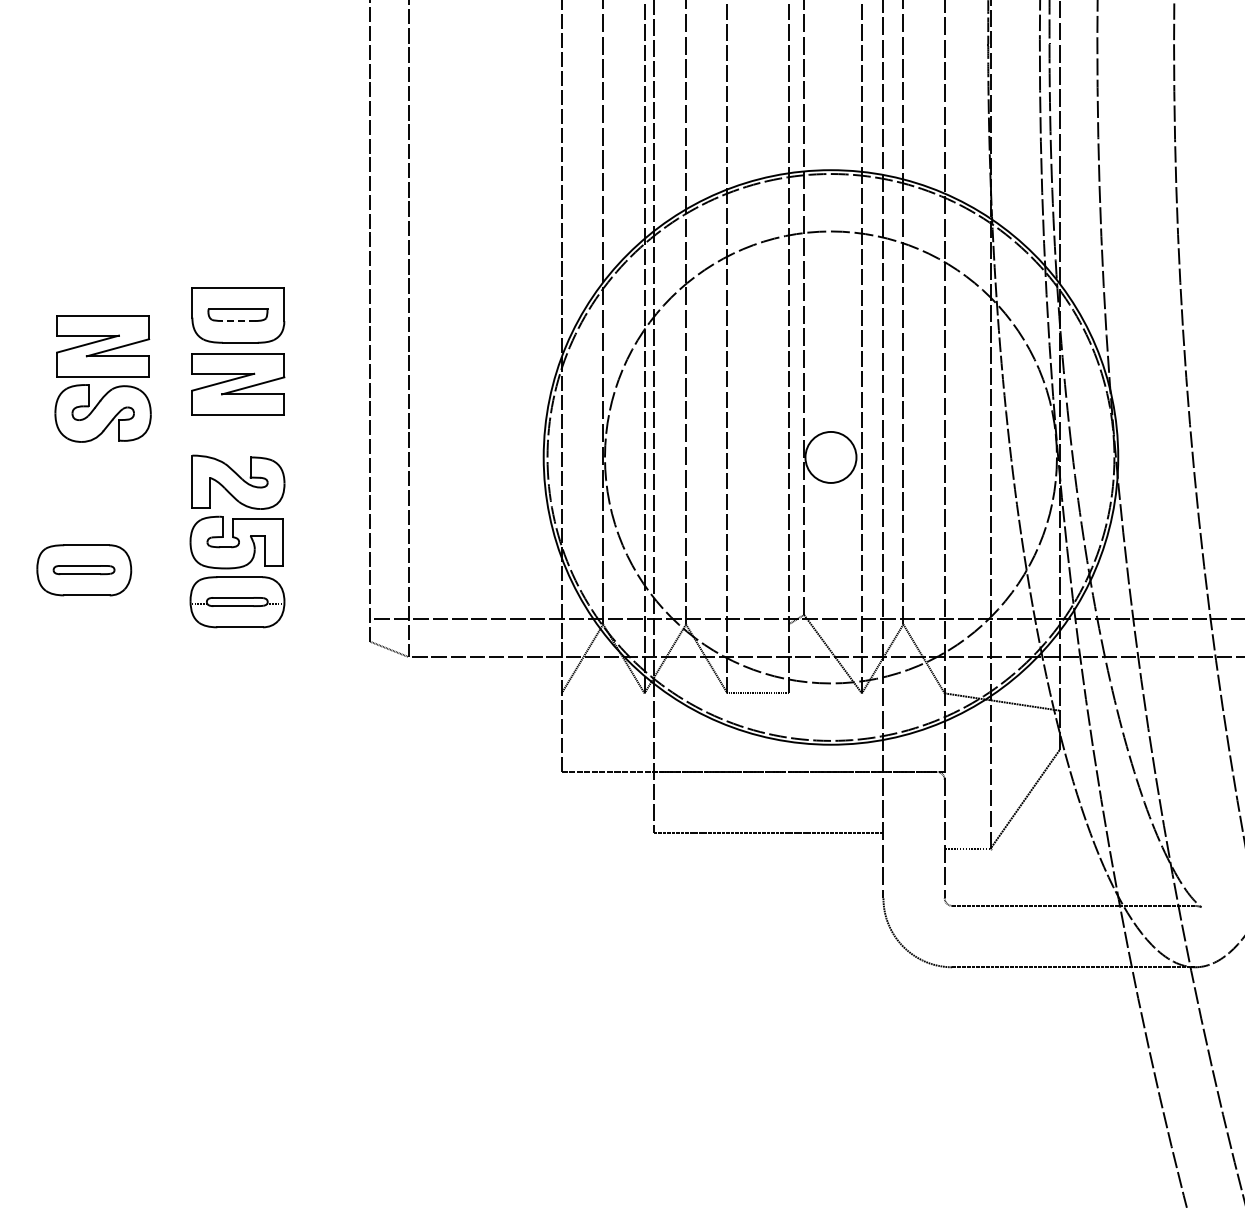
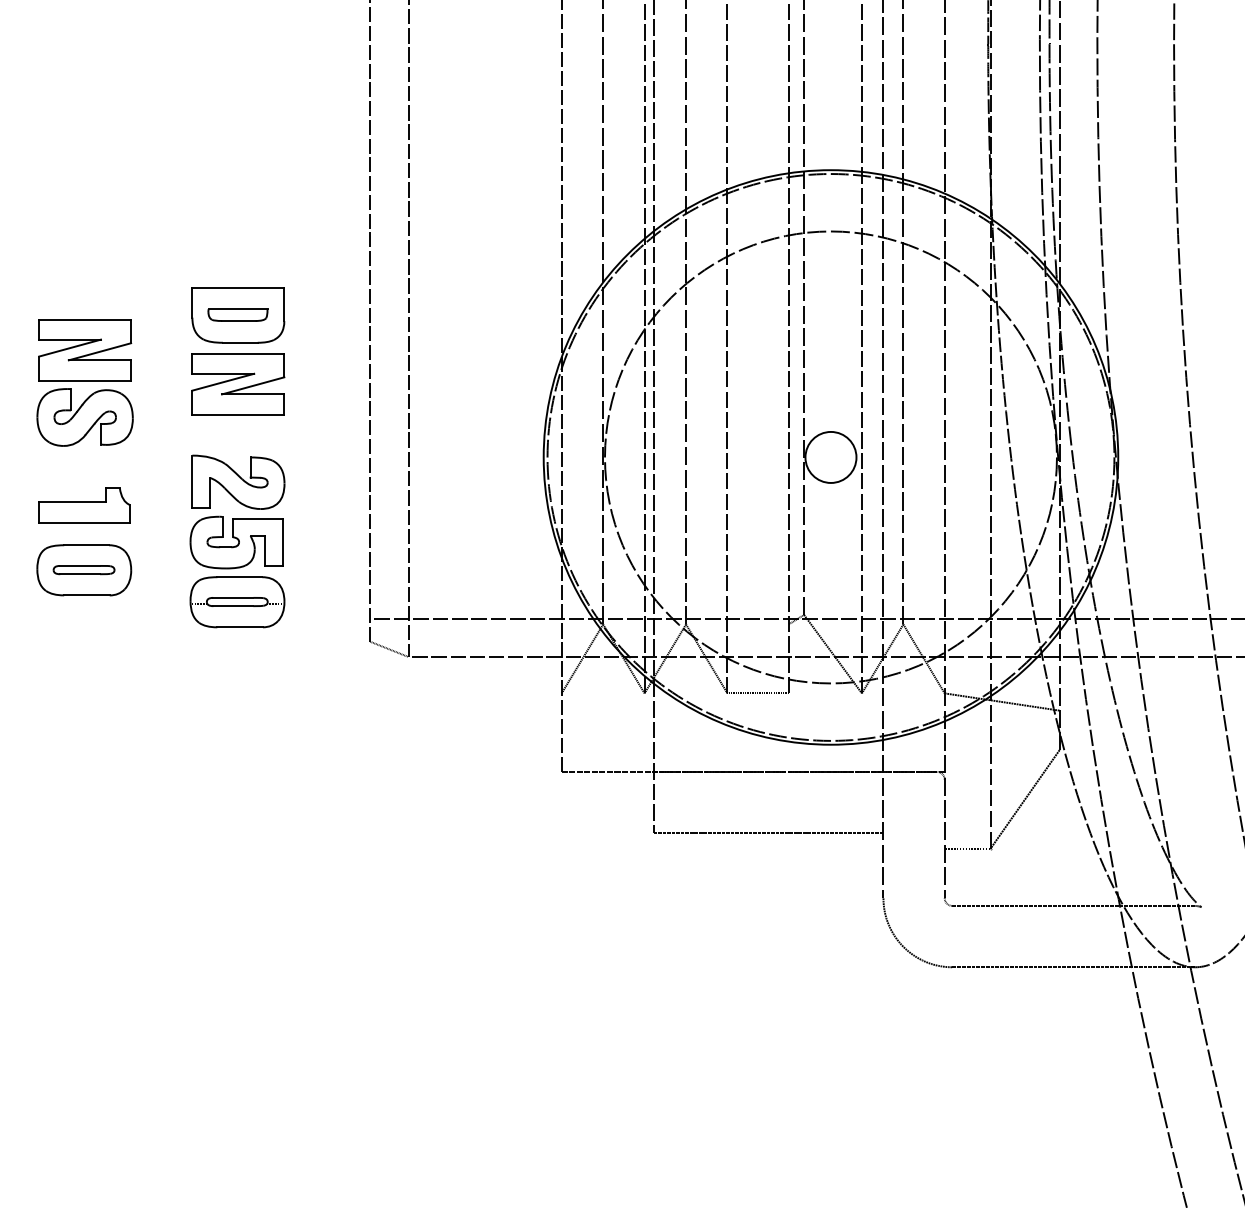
line: dashed -> solid (238, 320)
part position: (102, 378) -> (84, 382) (84, 382)
part: none -> present (84, 505)
